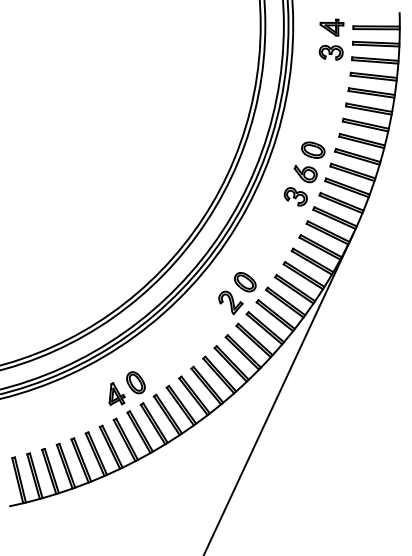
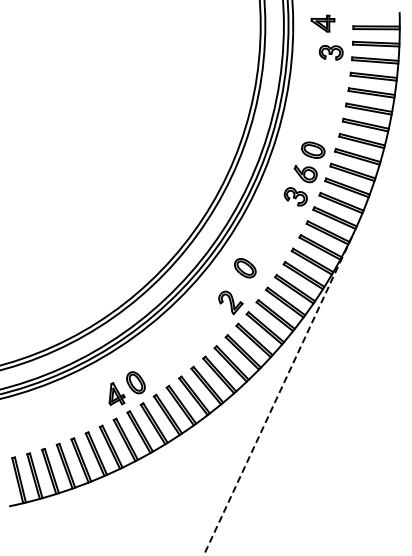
part position: (331, 27) -> (322, 23) (322, 23)
part position: (245, 282) -> (245, 268) (245, 268)
line: solid -> dashed (278, 393)
